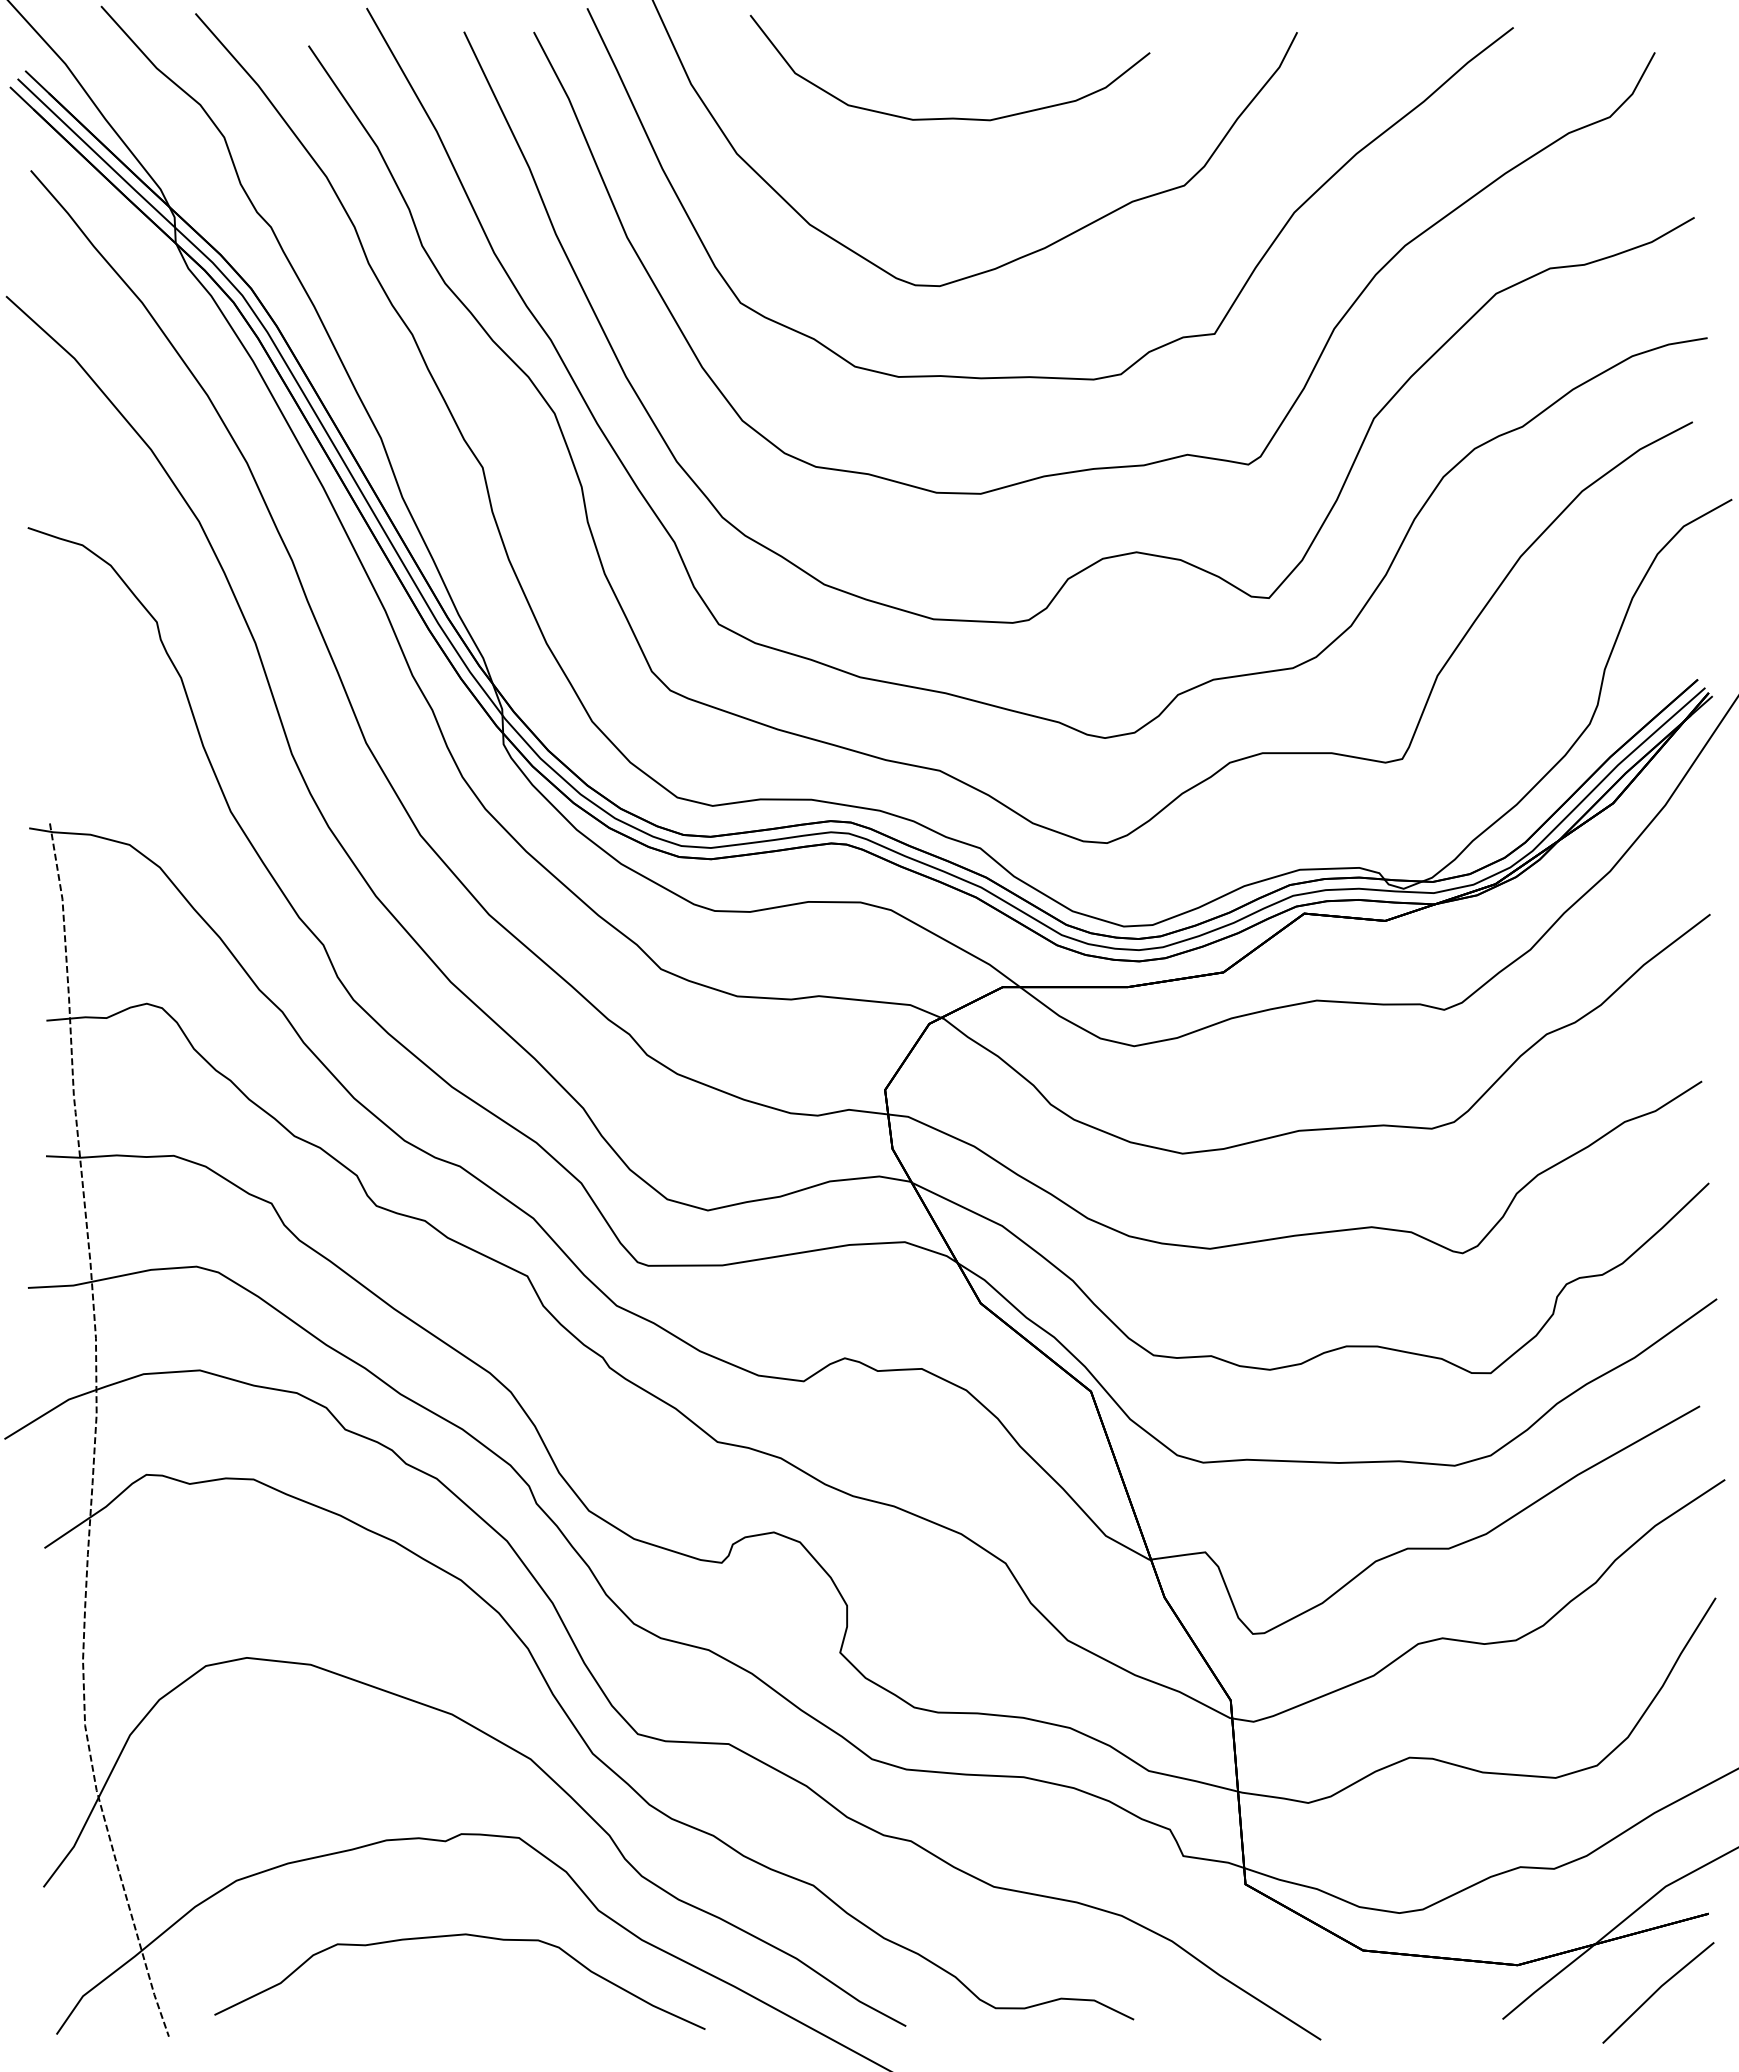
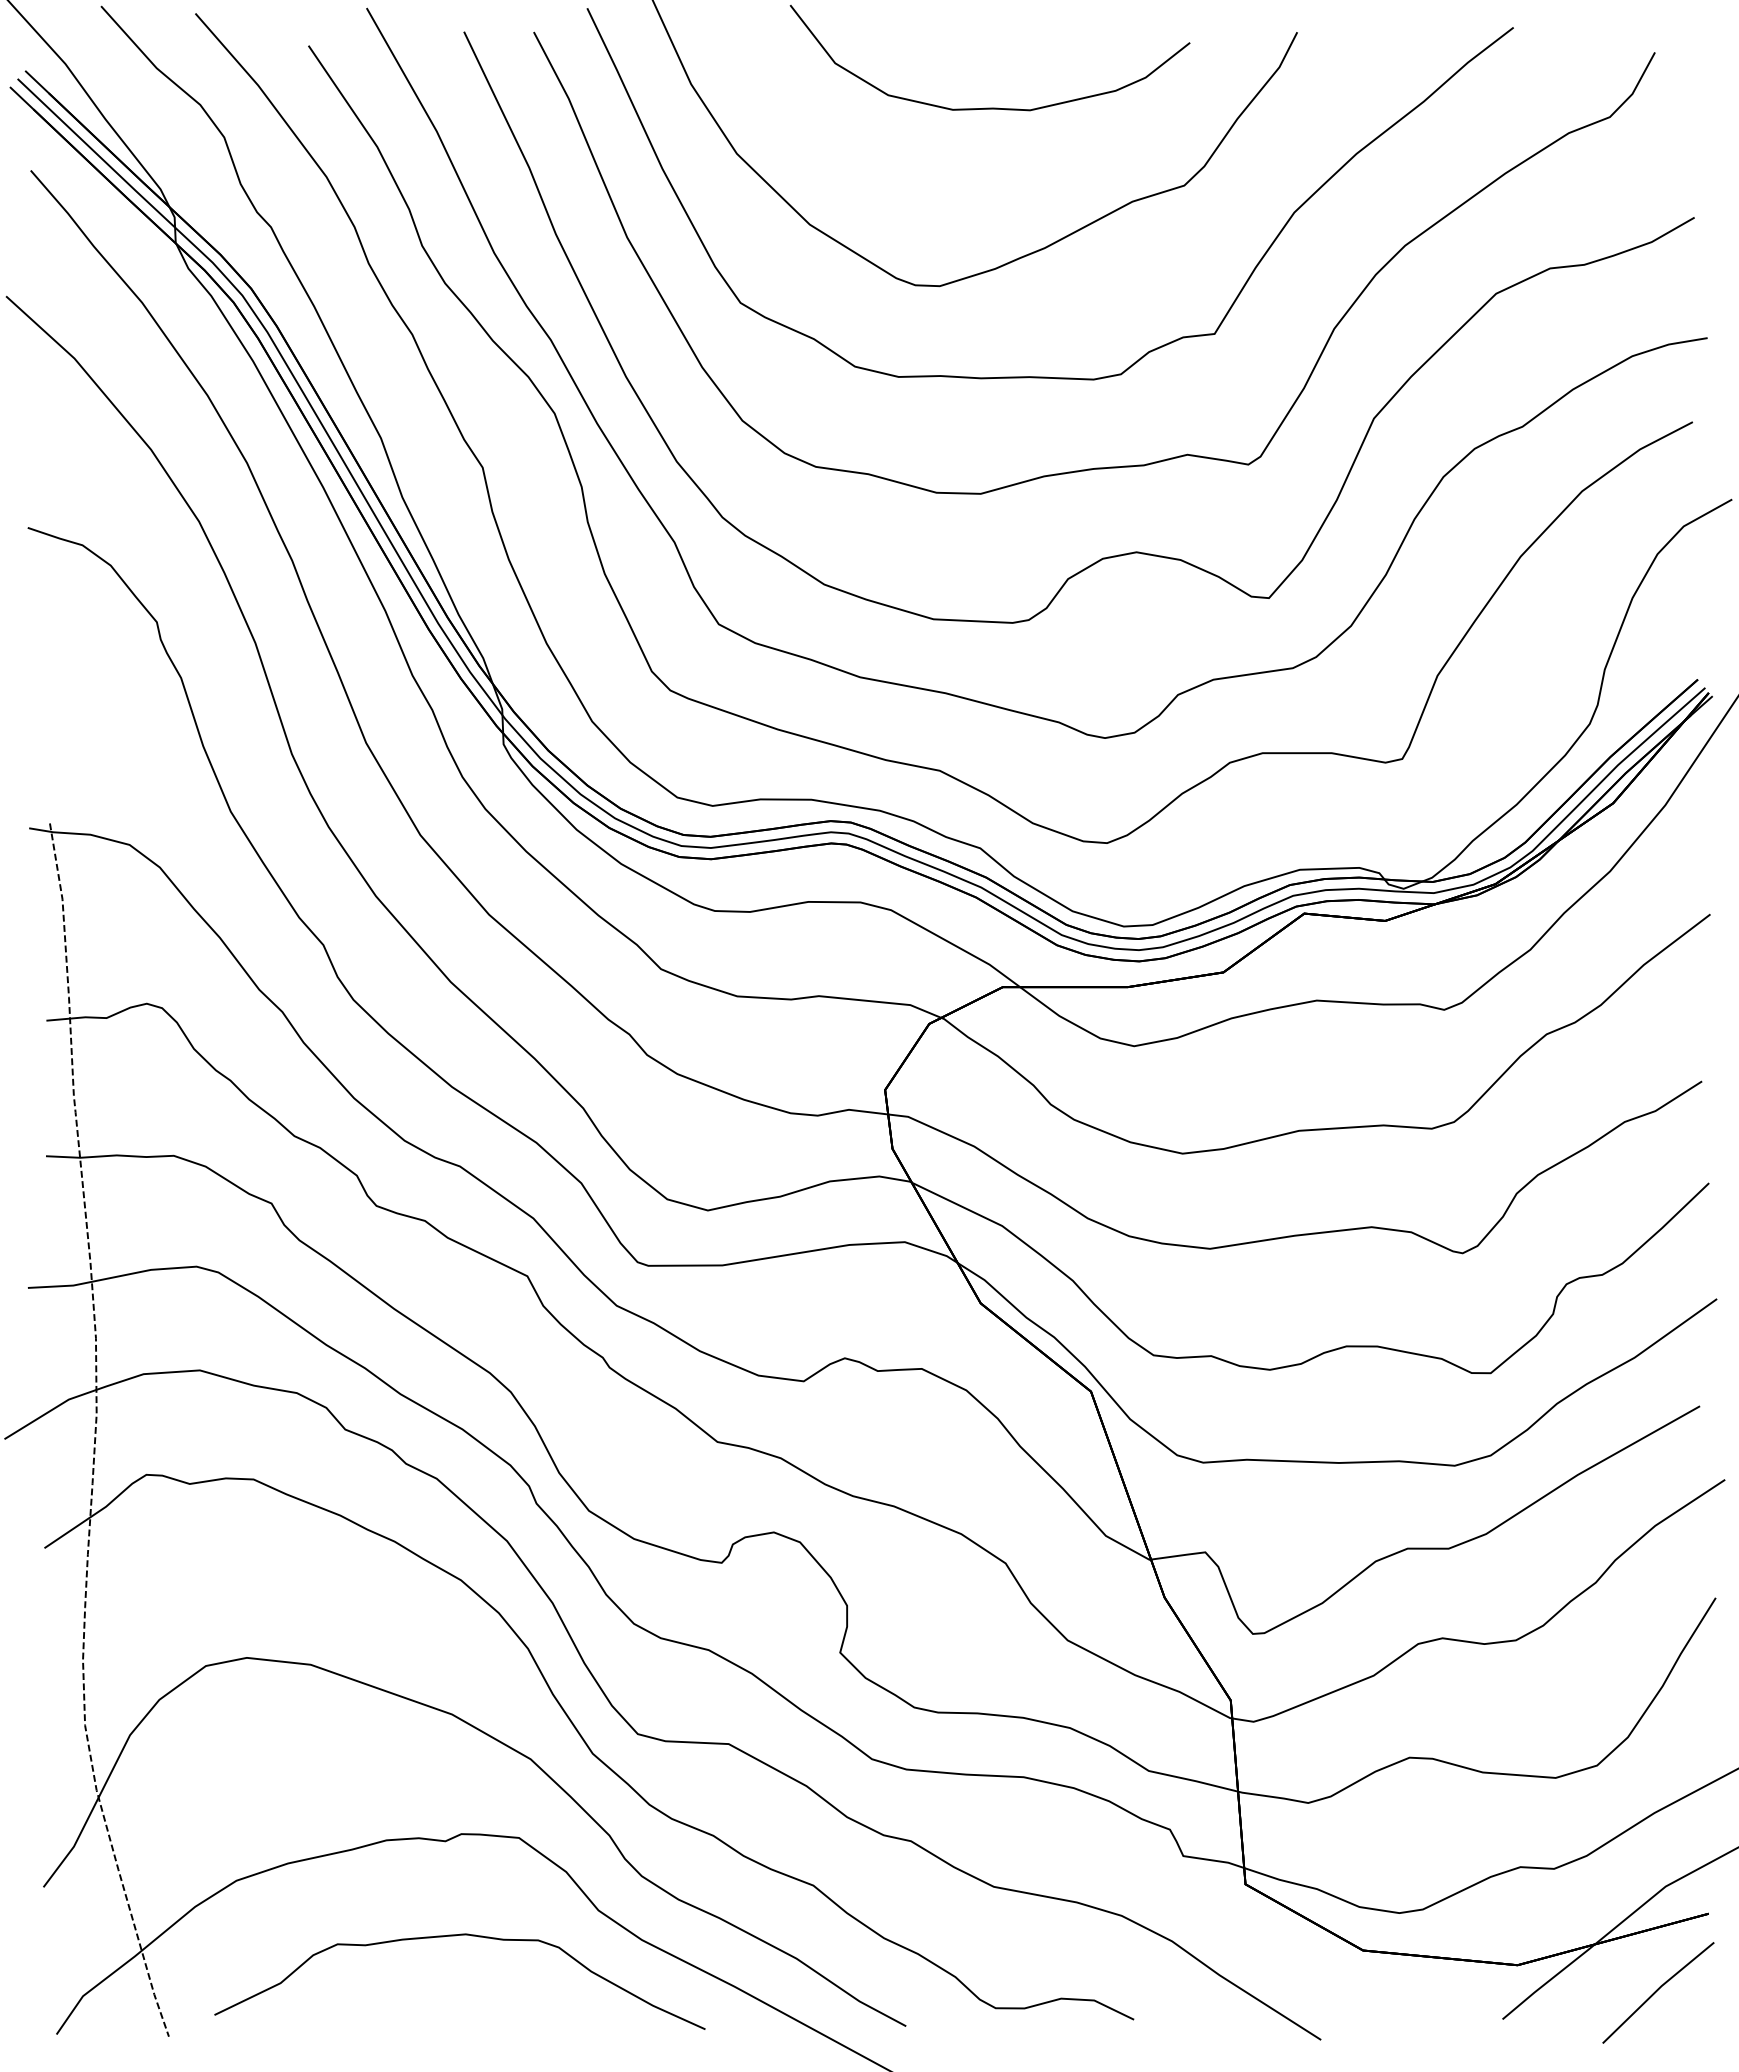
part position: (949, 117) -> (989, 107) (989, 107)
